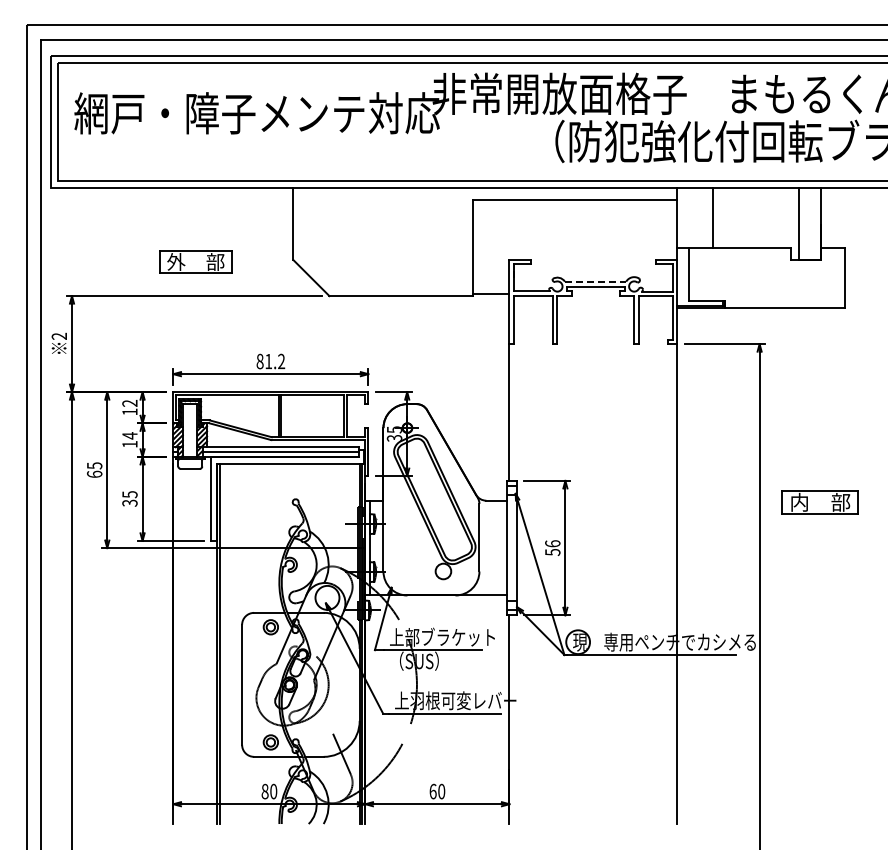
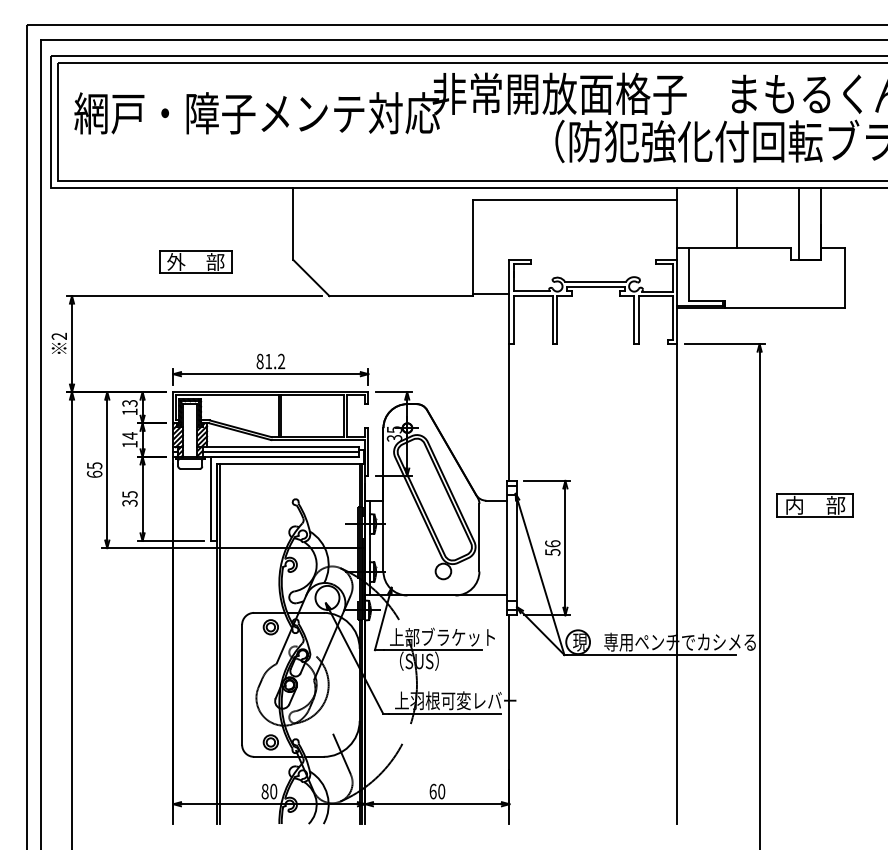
line position: (713, 218) -> (737, 218) (737, 218)
line: dashed -> solid (595, 281)
text: 12 -> 13 (130, 403)
part position: (819, 502) -> (814, 505) (814, 505)
